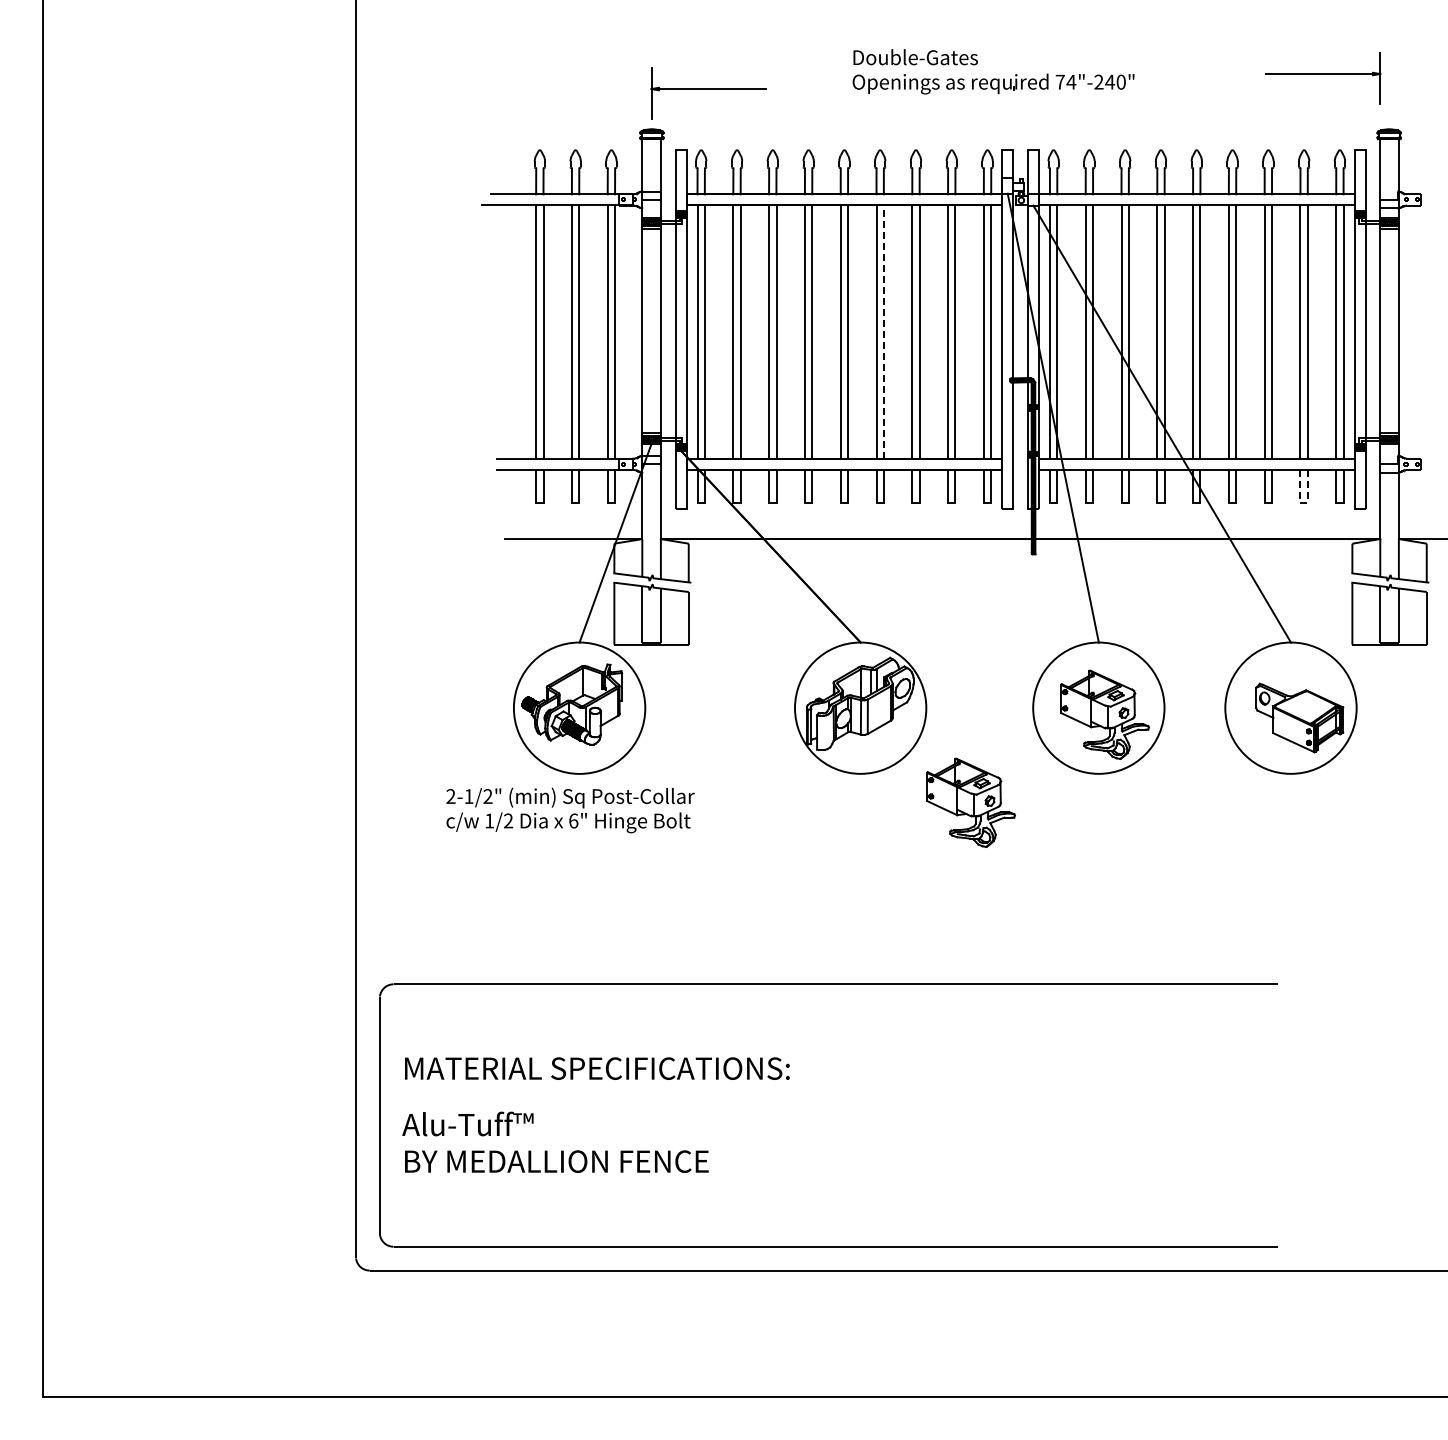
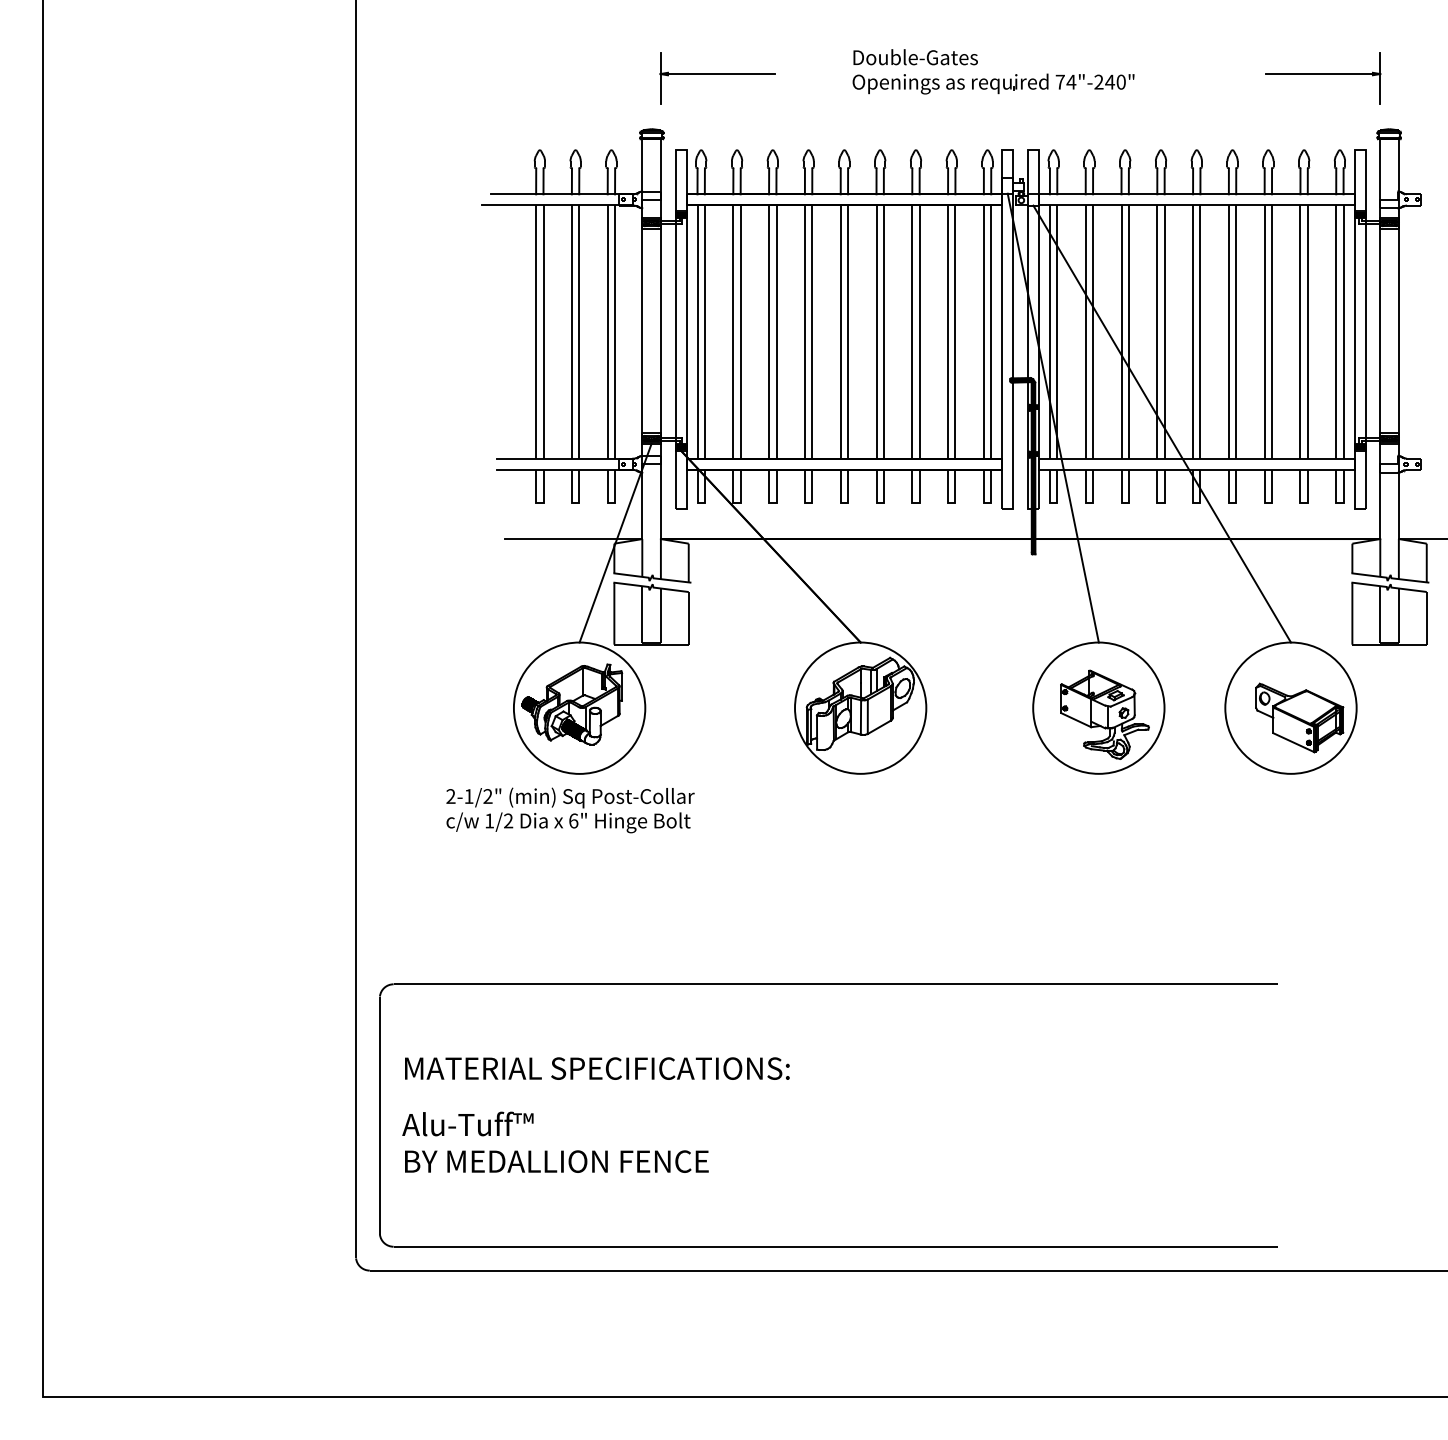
part position: (708, 93) -> (717, 78) (717, 78)
line: dashed -> solid (883, 332)
line: dashed -> solid (1304, 502)
part: present -> none (970, 802)
